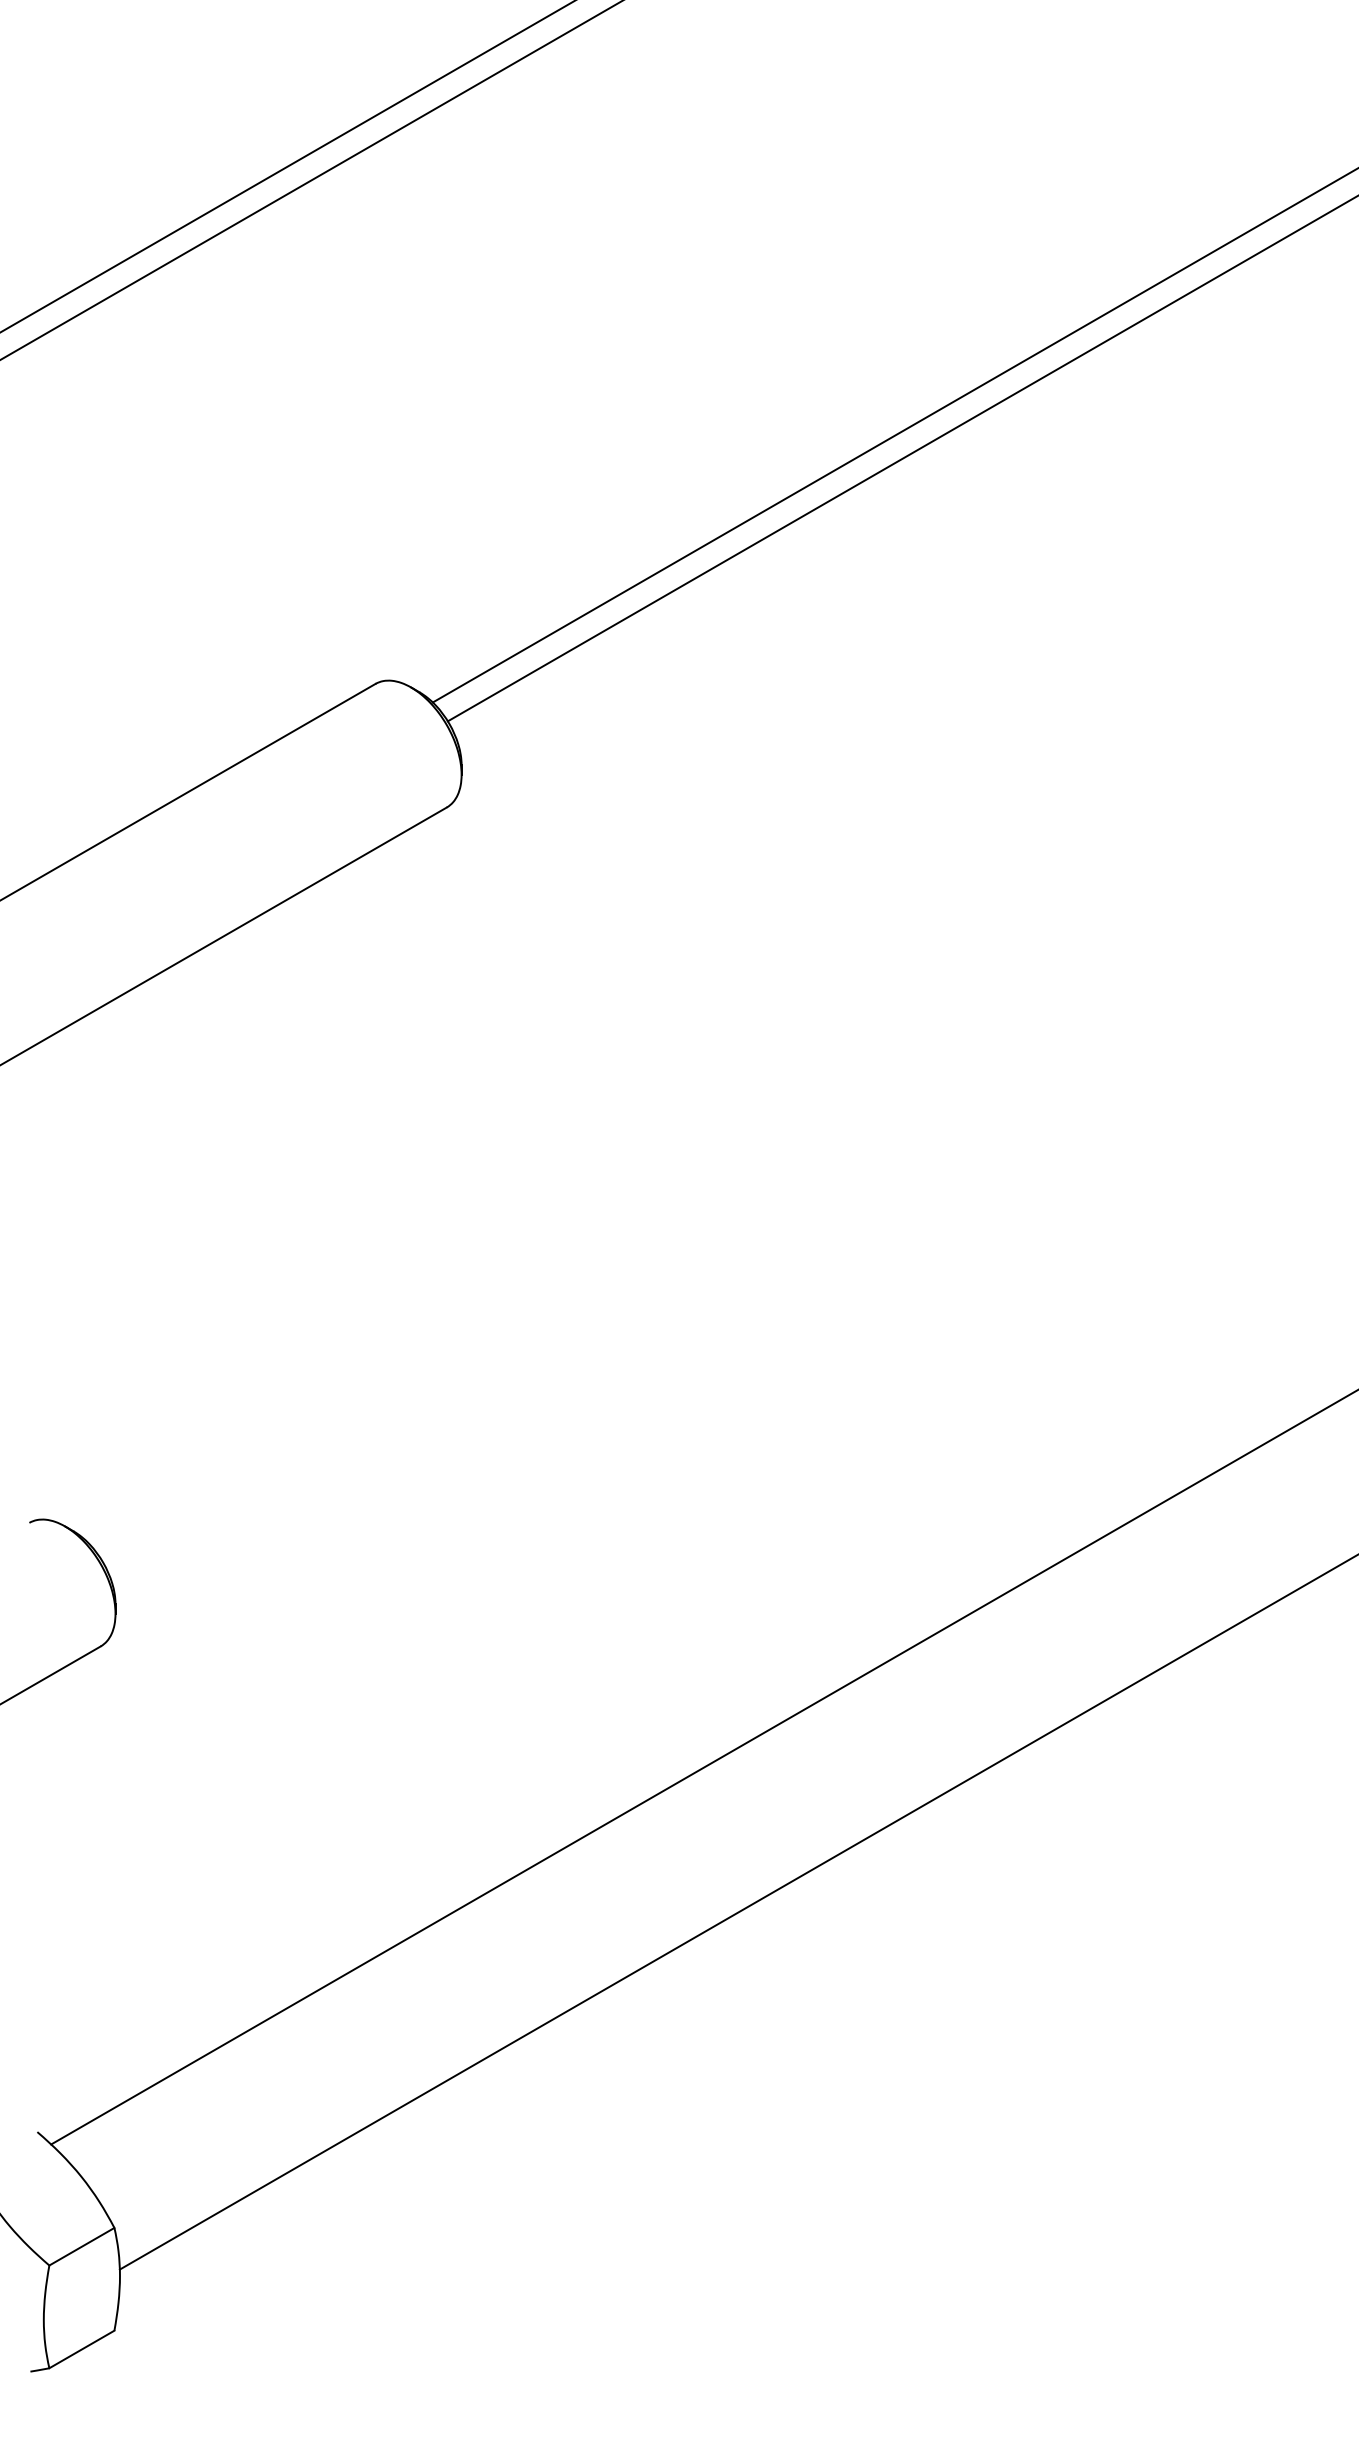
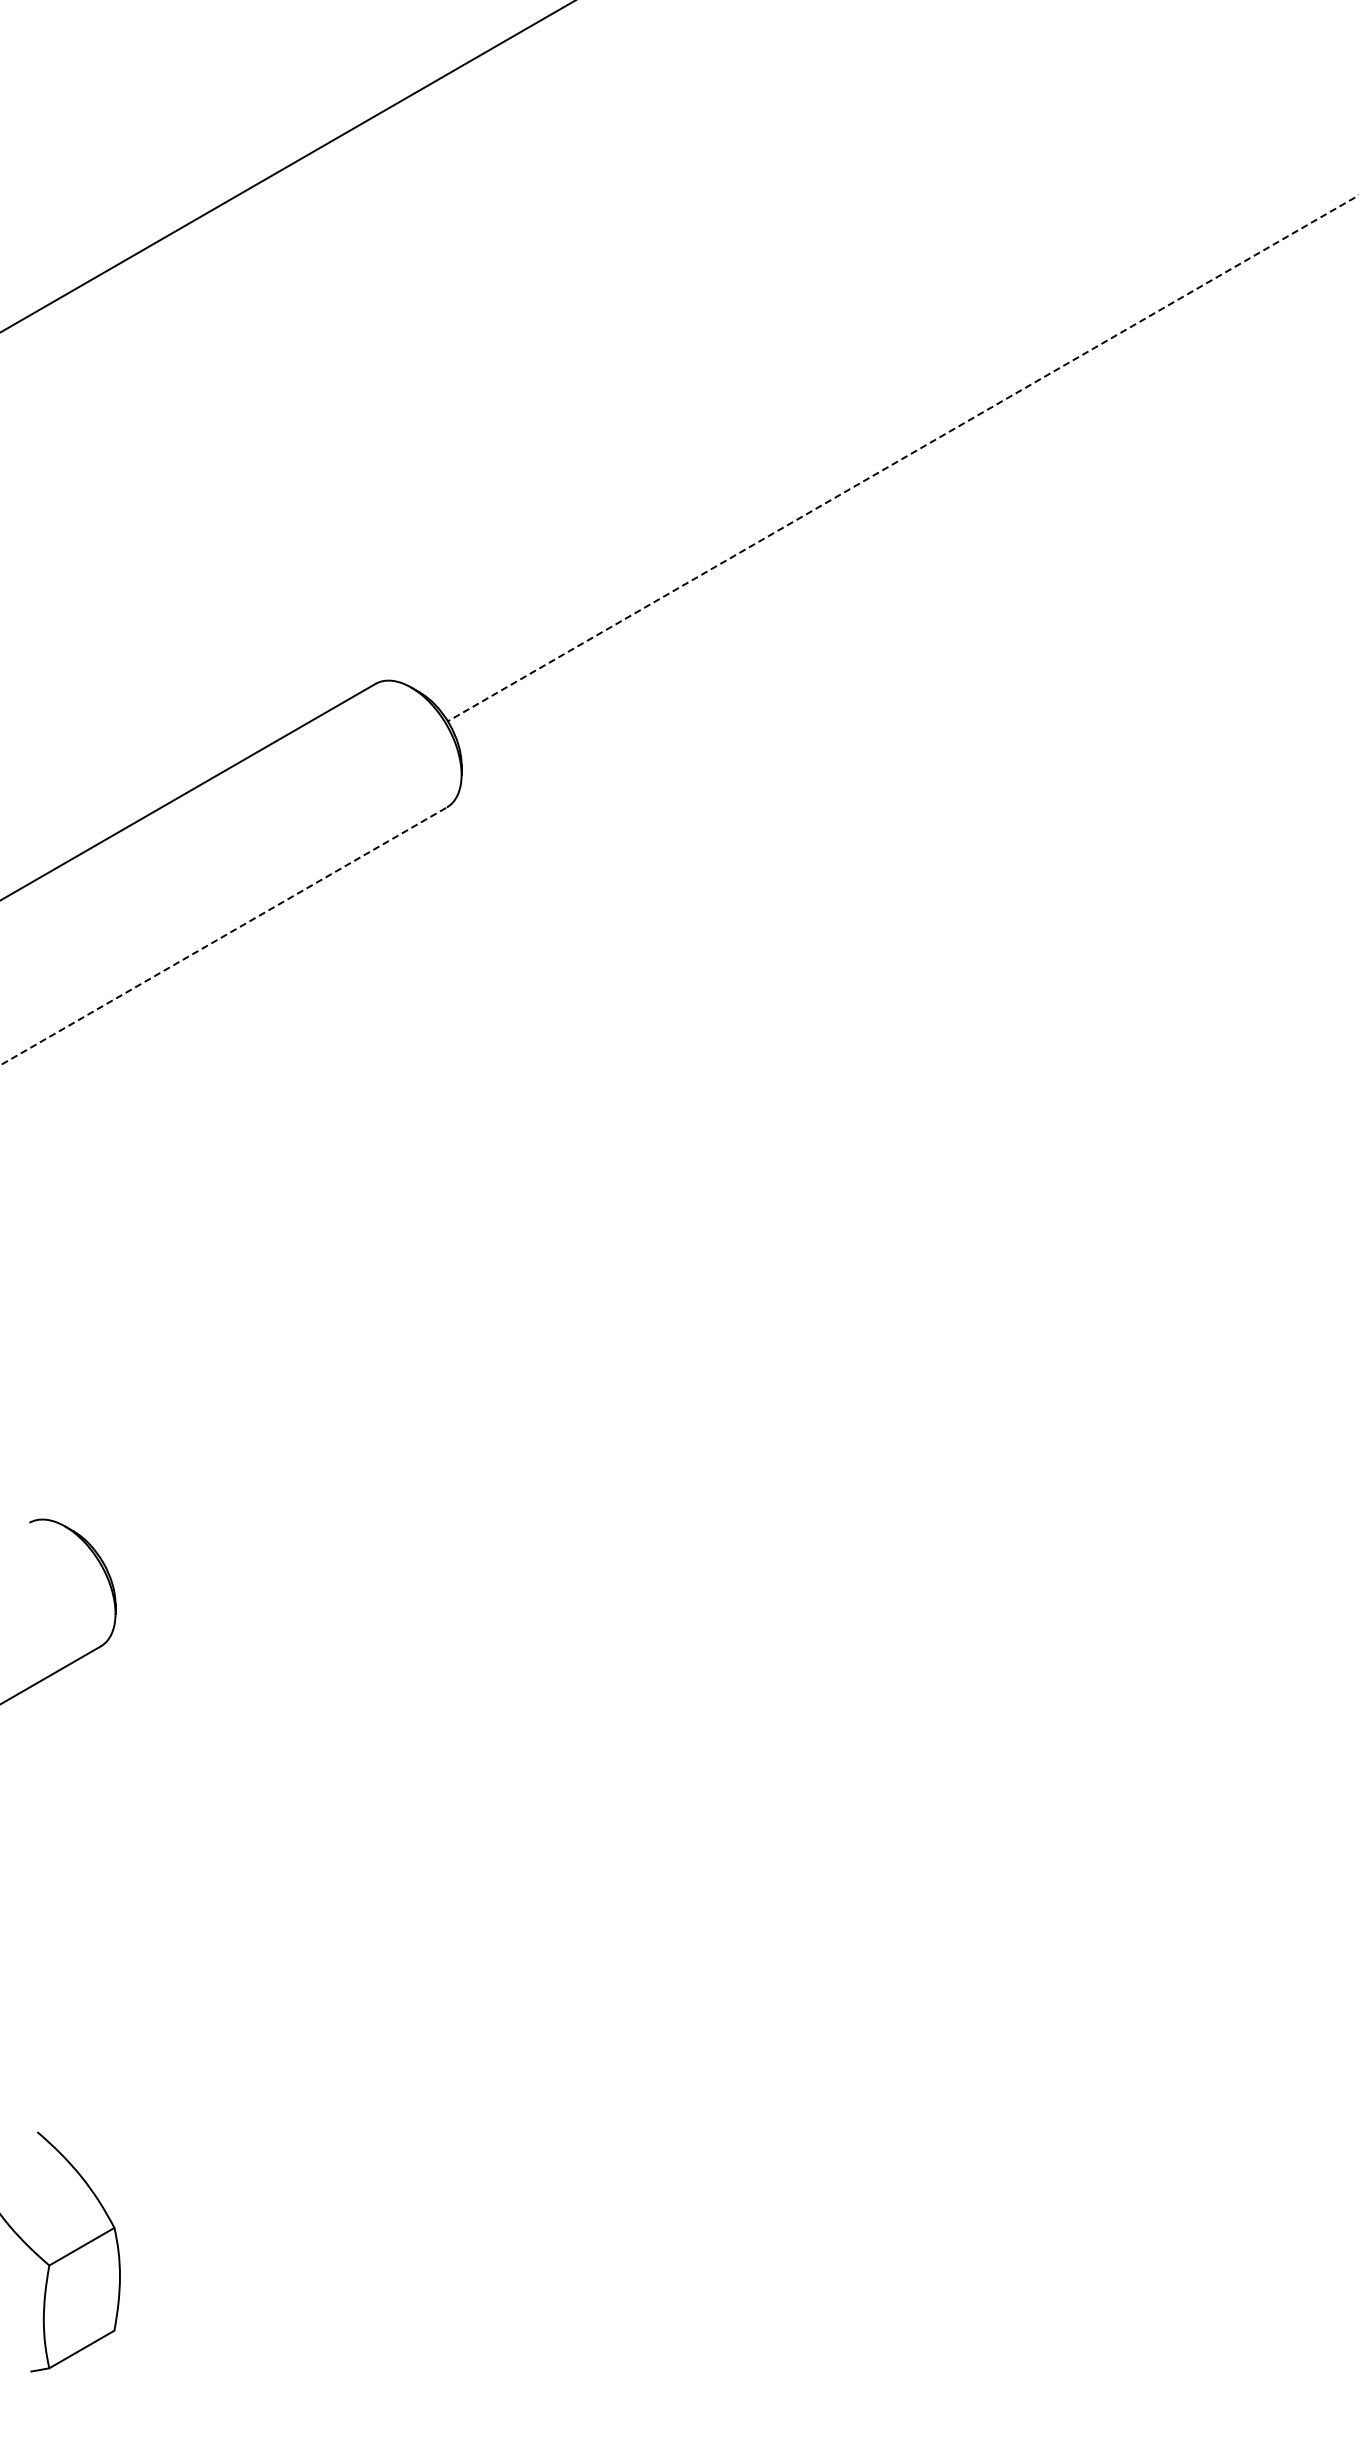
line: present -> none (311, 180)
line: present -> none (893, 435)
line: solid -> dashed (903, 458)
line: solid -> dashed (223, 936)
line: present -> none (703, 1767)
line: present -> none (737, 1912)
